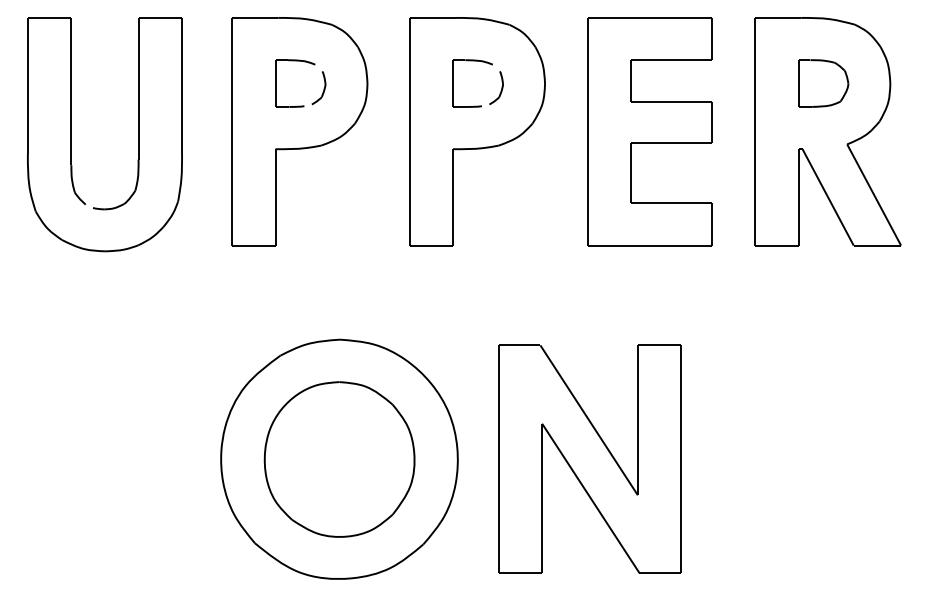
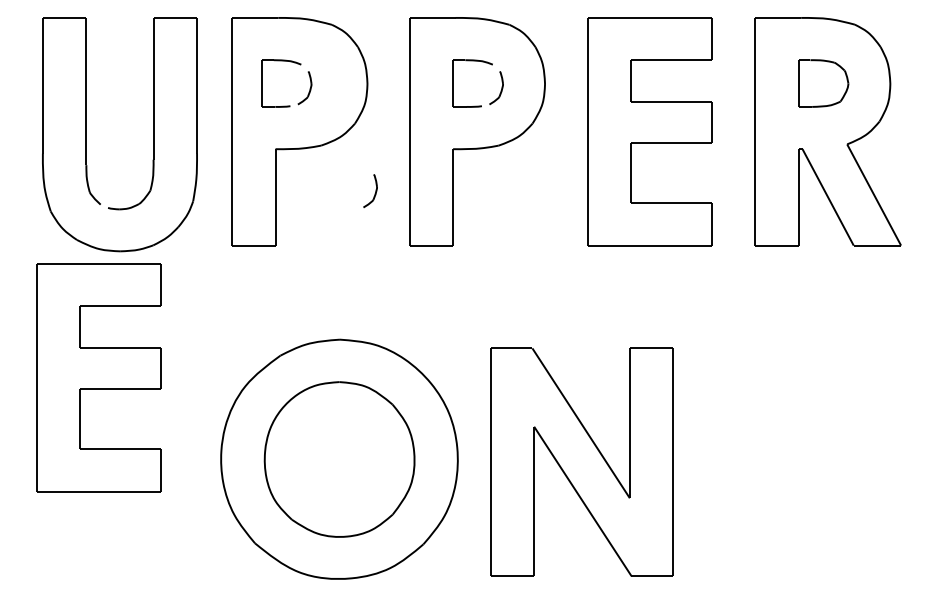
part position: (304, 62) -> (290, 62) (290, 62)
part position: (71, 134) -> (86, 134) (86, 134)
part: none -> present (370, 191)
part: none -> present (98, 377)
part position: (589, 458) -> (581, 461) (581, 461)
